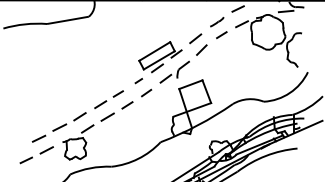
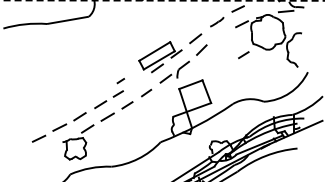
line: solid -> dashed (162, 0)
line position: (221, 35) -> (243, 55) (243, 55)
line position: (138, 81) -> (120, 81) (120, 81)
part: present -> none (36, 155)
